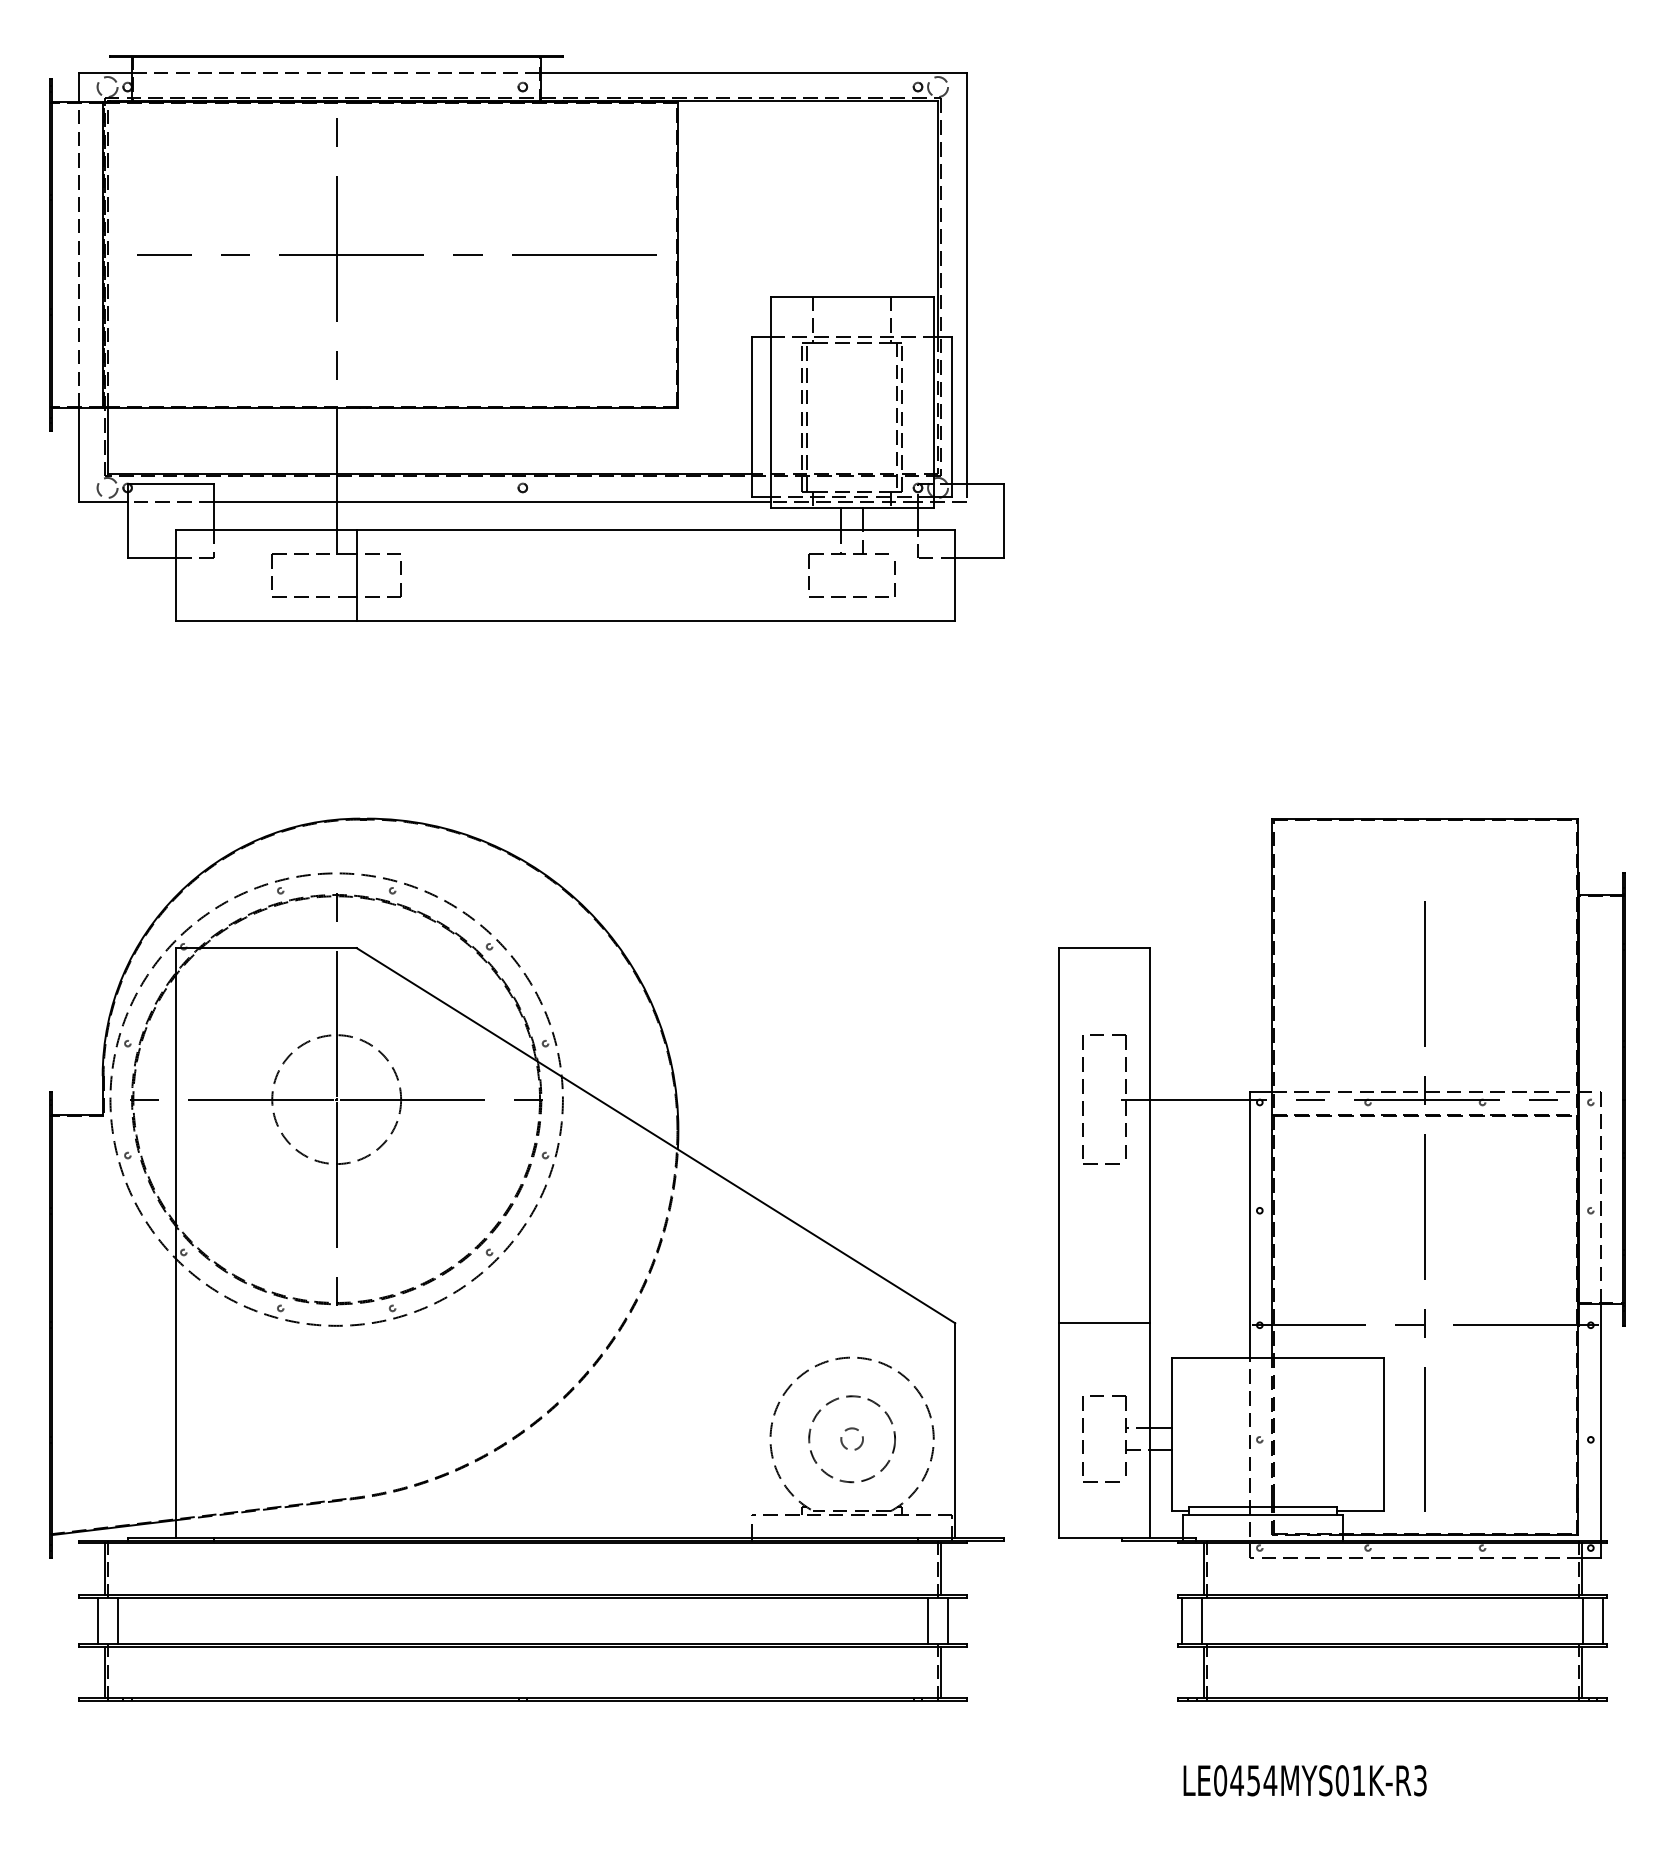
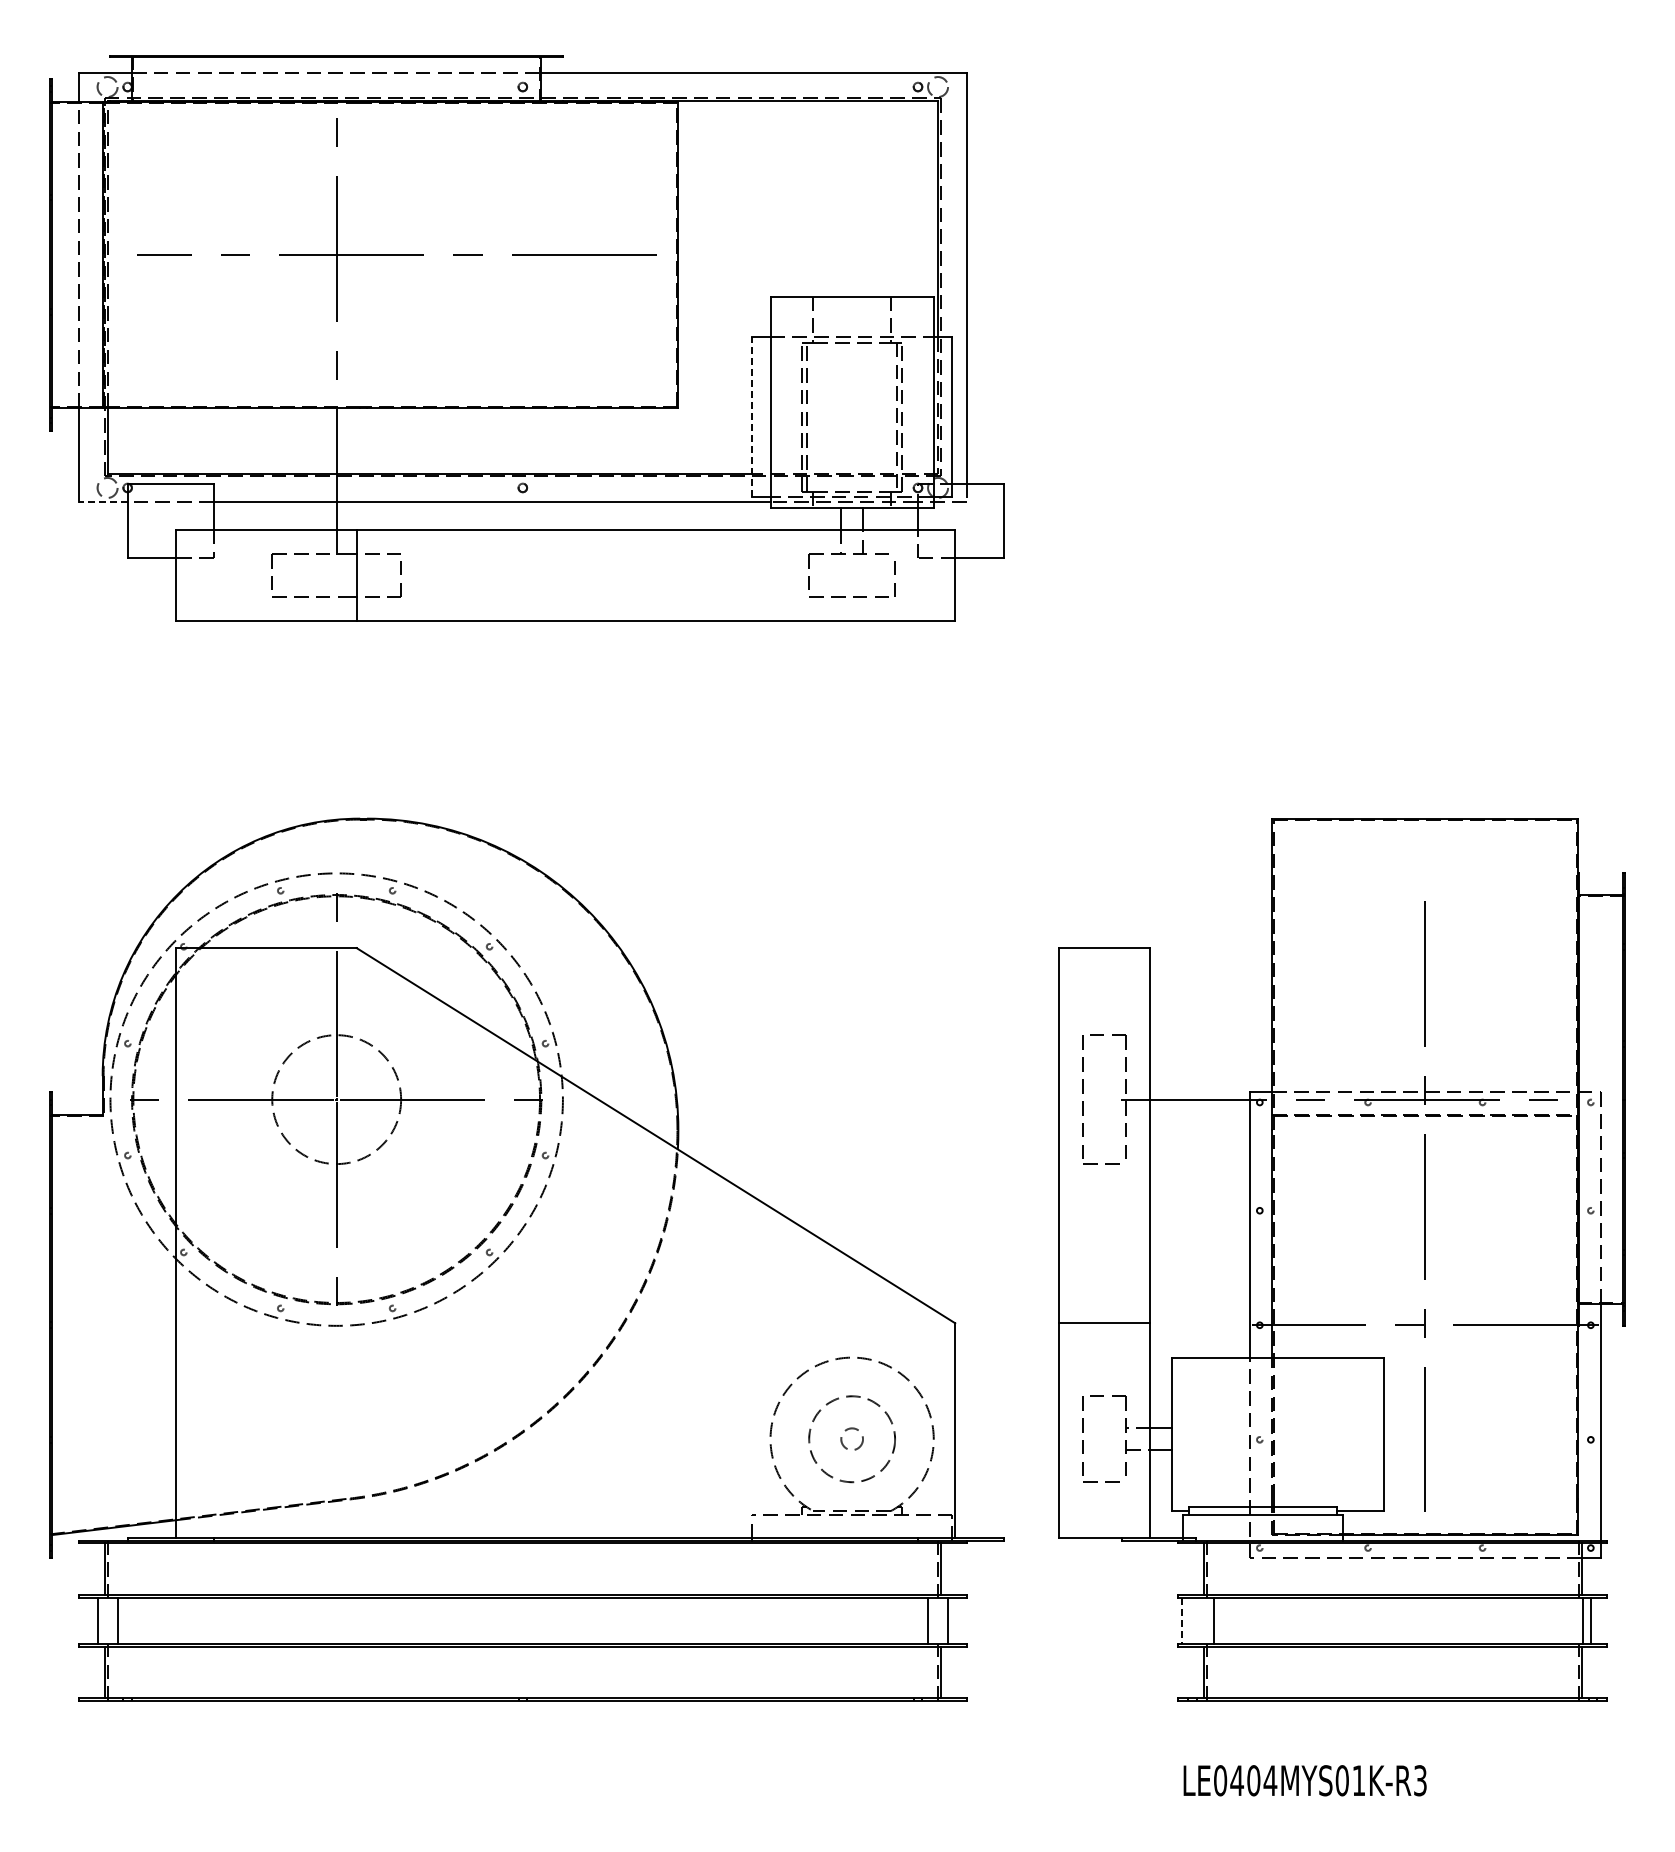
line: solid -> dashed (751, 416)
line: solid -> dashed (102, 502)
line: solid -> dashed (1182, 1620)
line position: (1202, 1620) -> (1214, 1620) (1214, 1620)
line position: (1603, 1620) -> (1591, 1620) (1591, 1620)
text: LE0454MYS01K-R3 -> LE0404MYS01K-R3 (1253, 1780)
